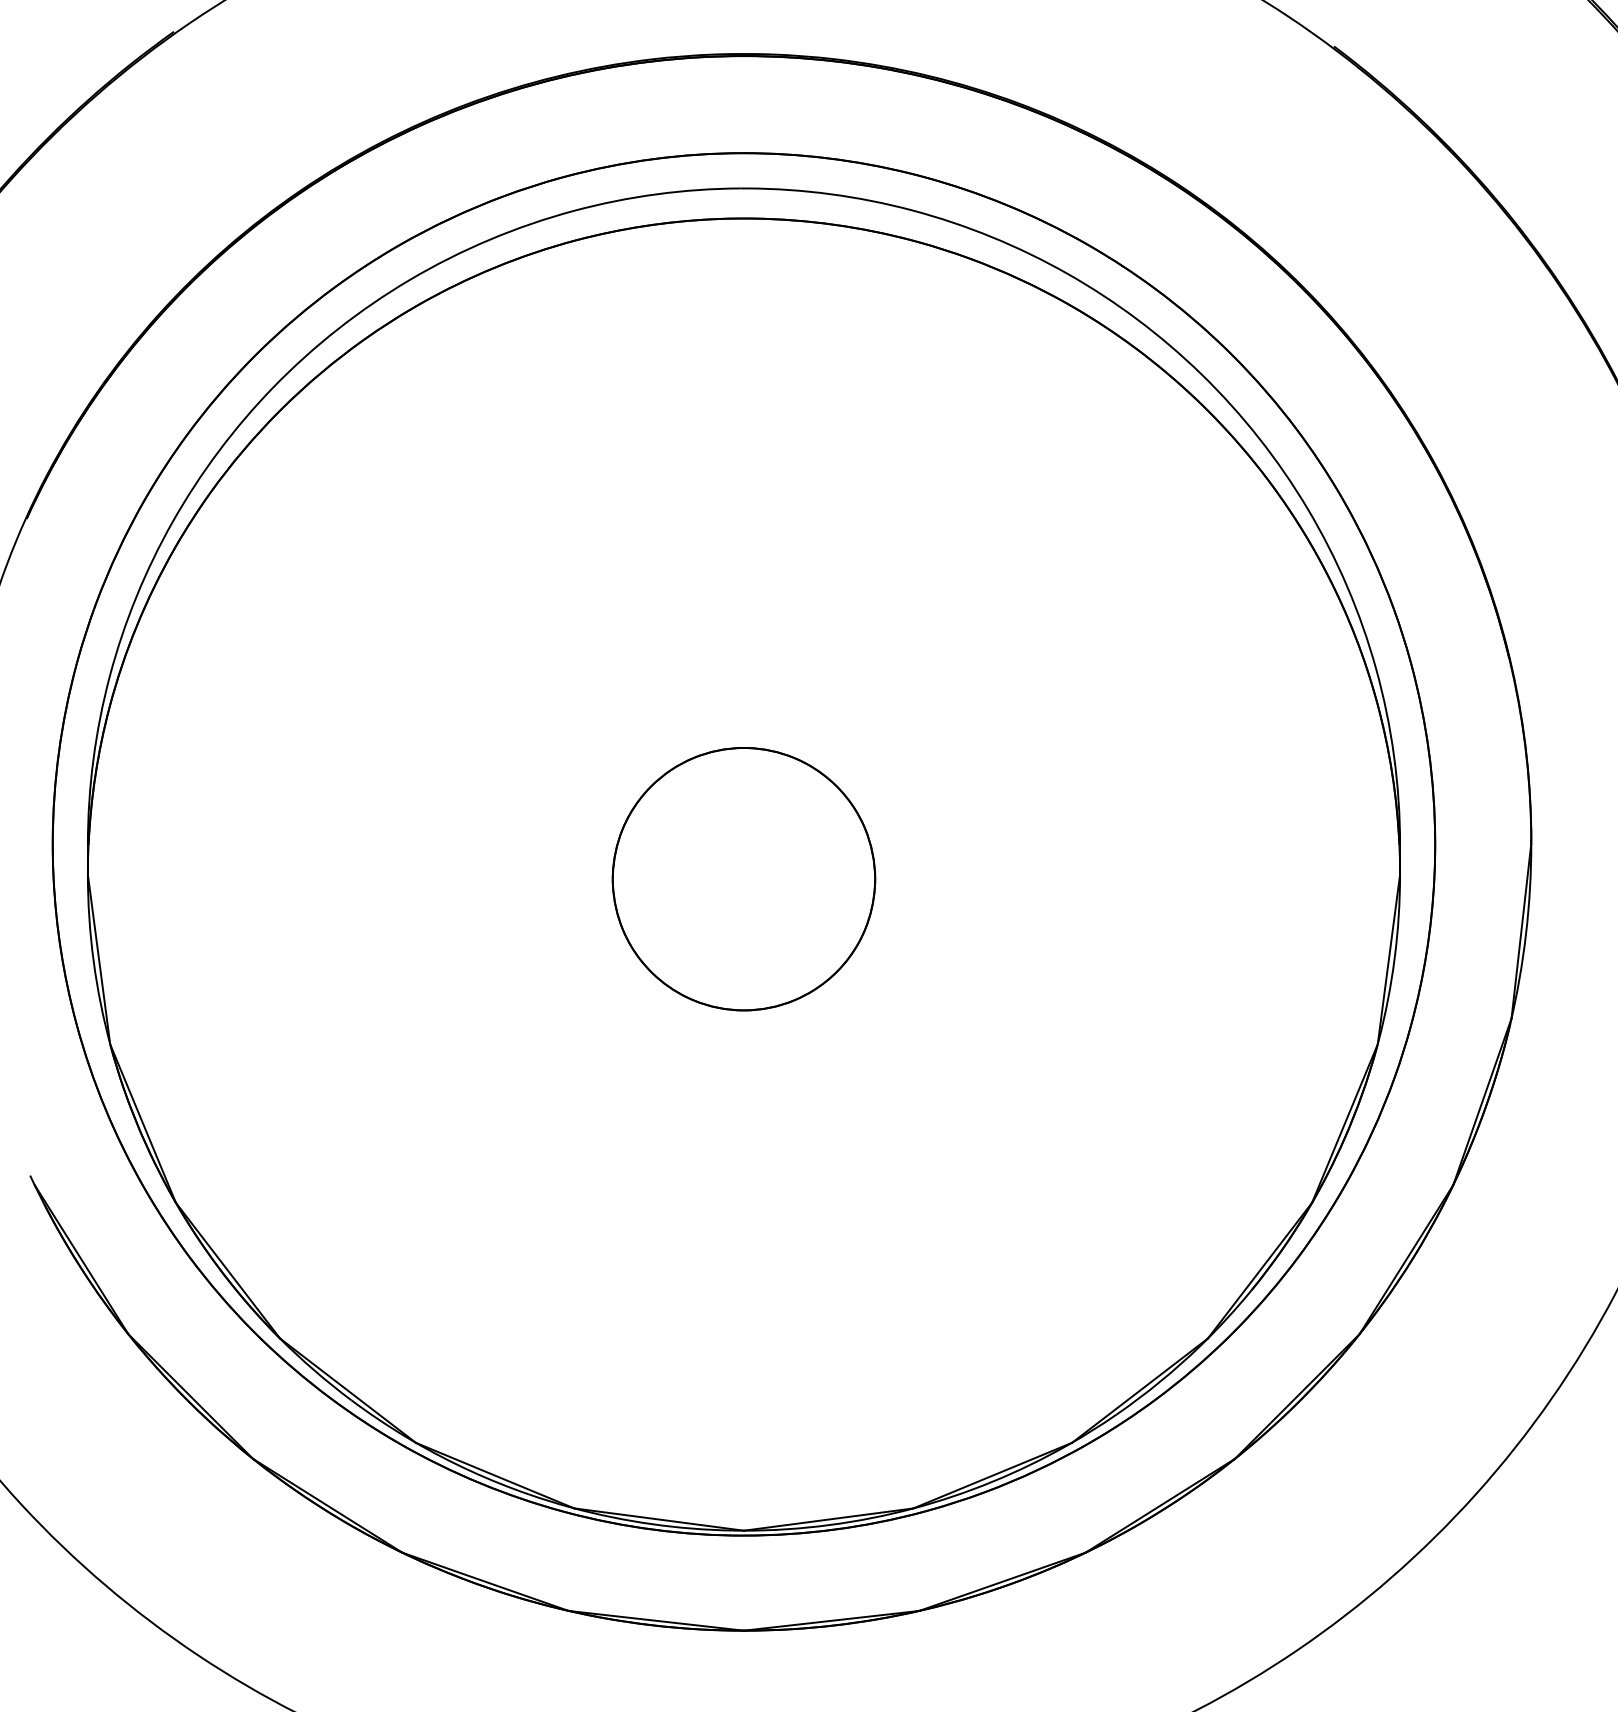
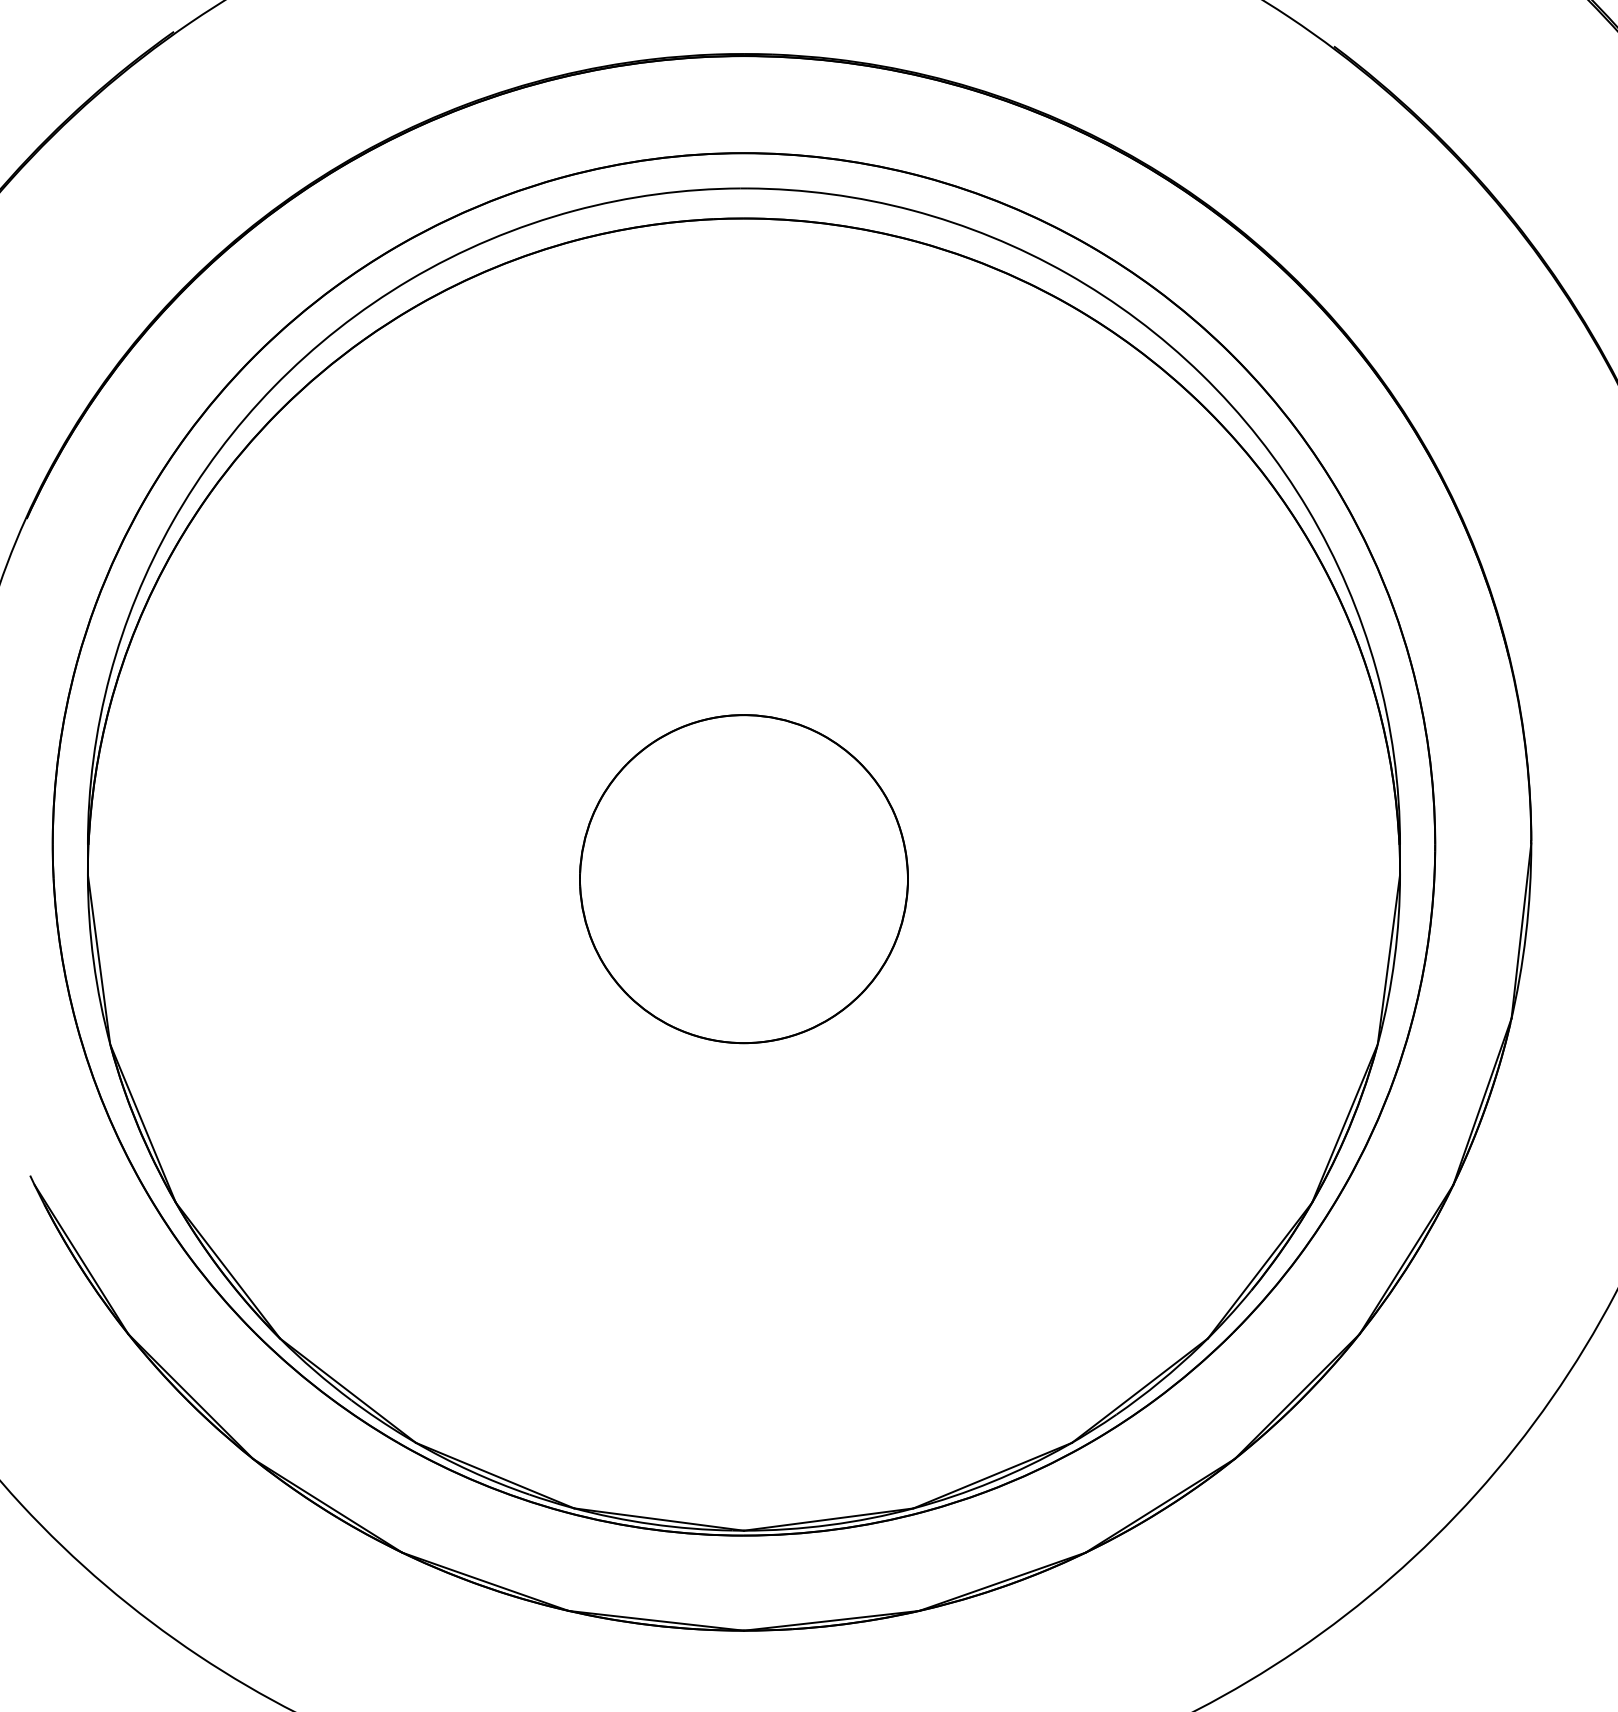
part size: 266x265 px -> 330x331 px (743, 879)
